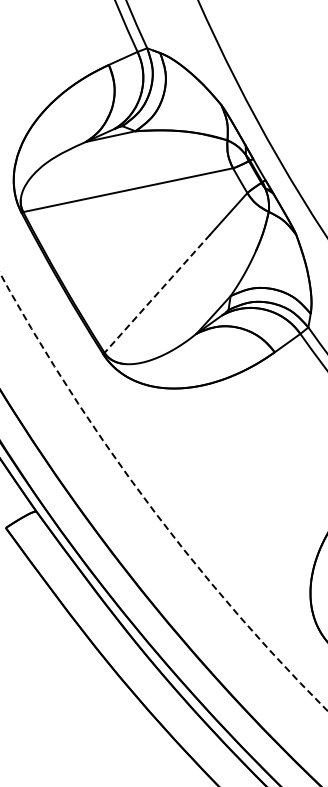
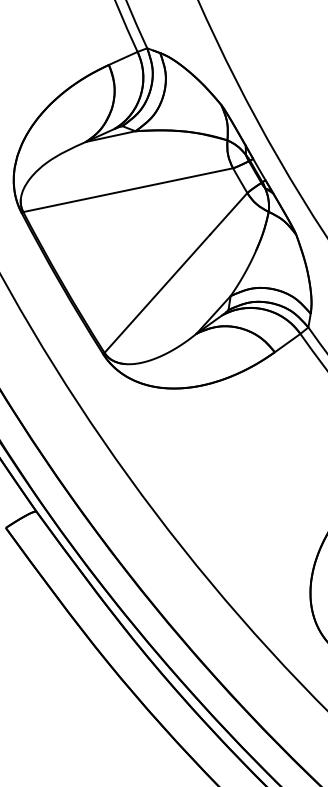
line: dashed -> solid (157, 294)
arc: dashed -> solid (148, 503)
